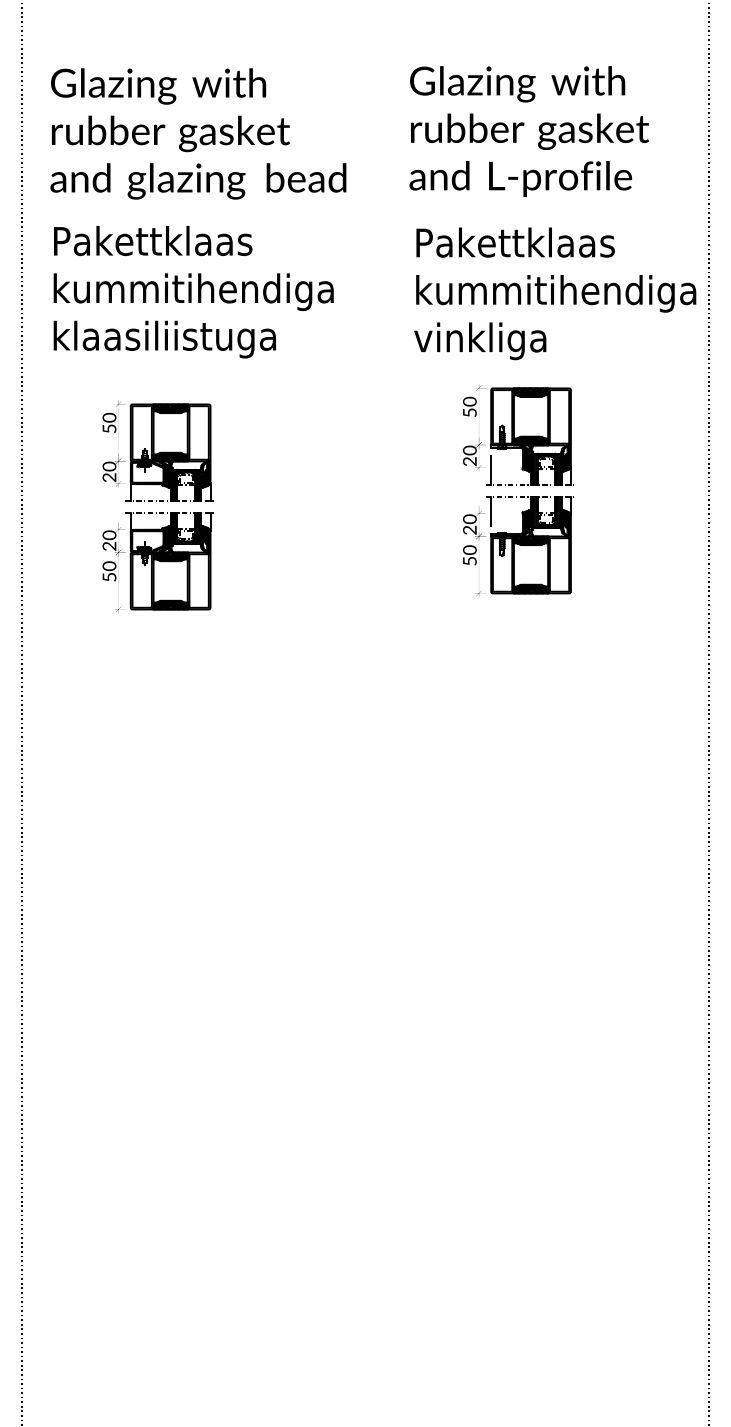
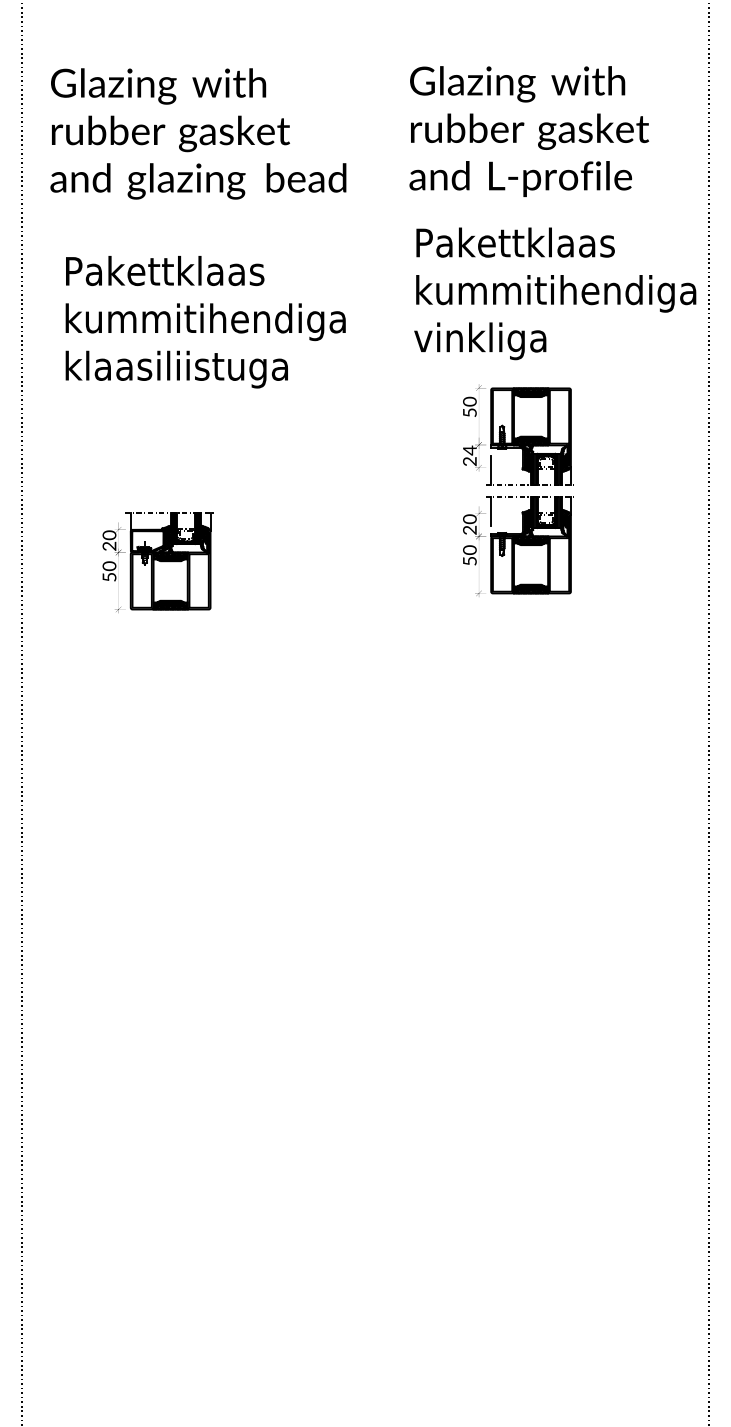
text position: (193, 292) -> (205, 322) (205, 322)
part: present -> none (157, 450)
text: 20 -> 24 (469, 450)
